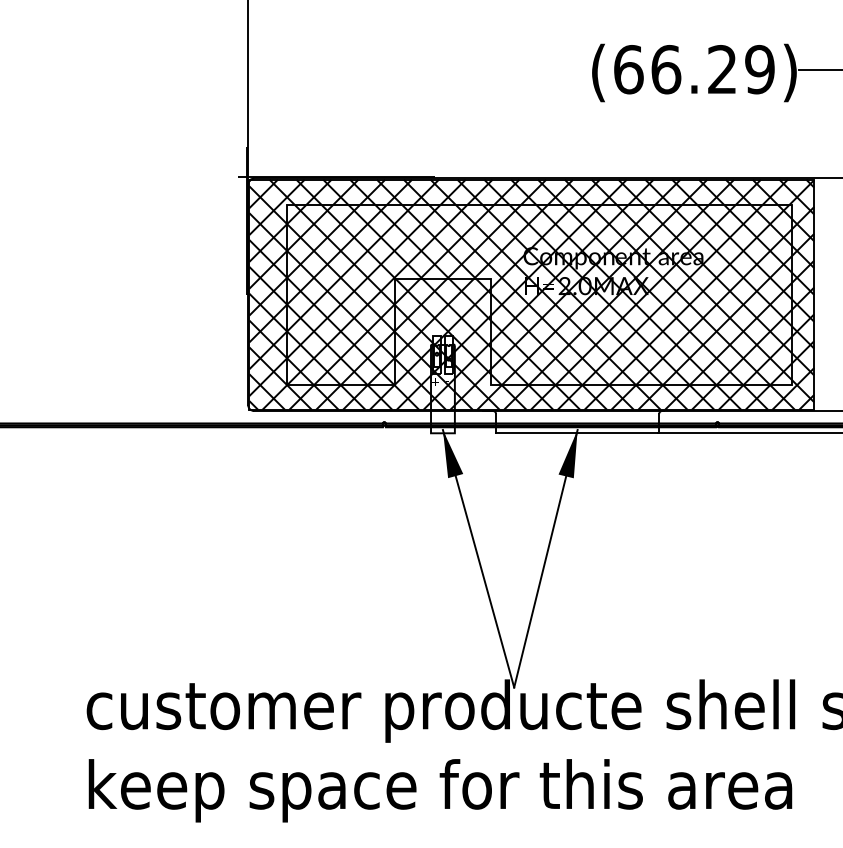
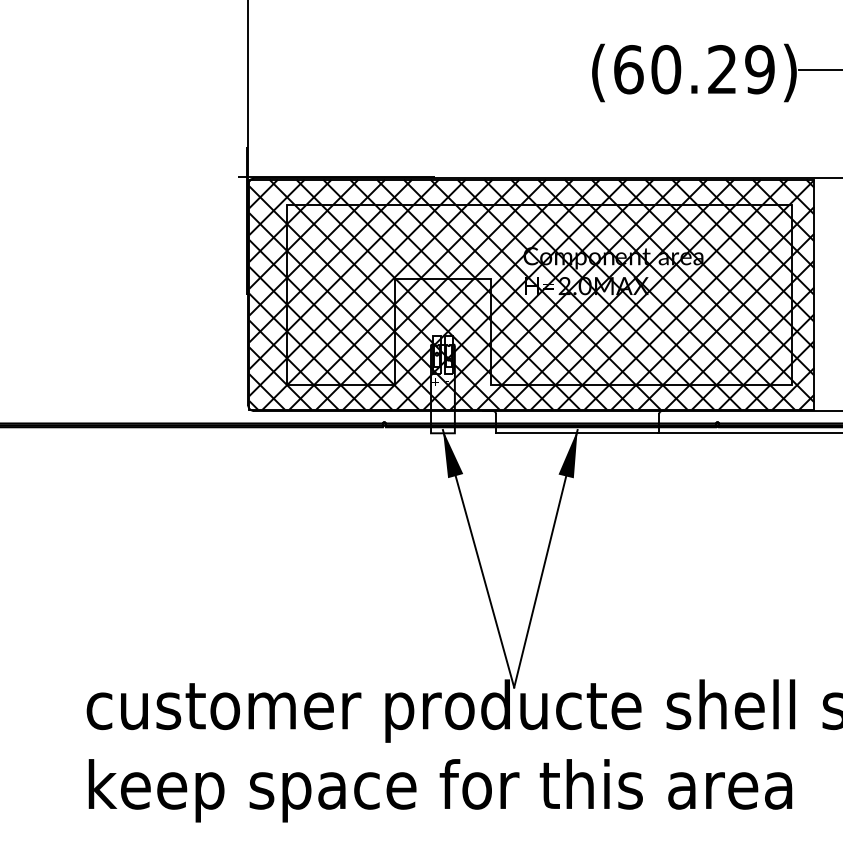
text: (66.29) -> (60.29) (666, 69)
